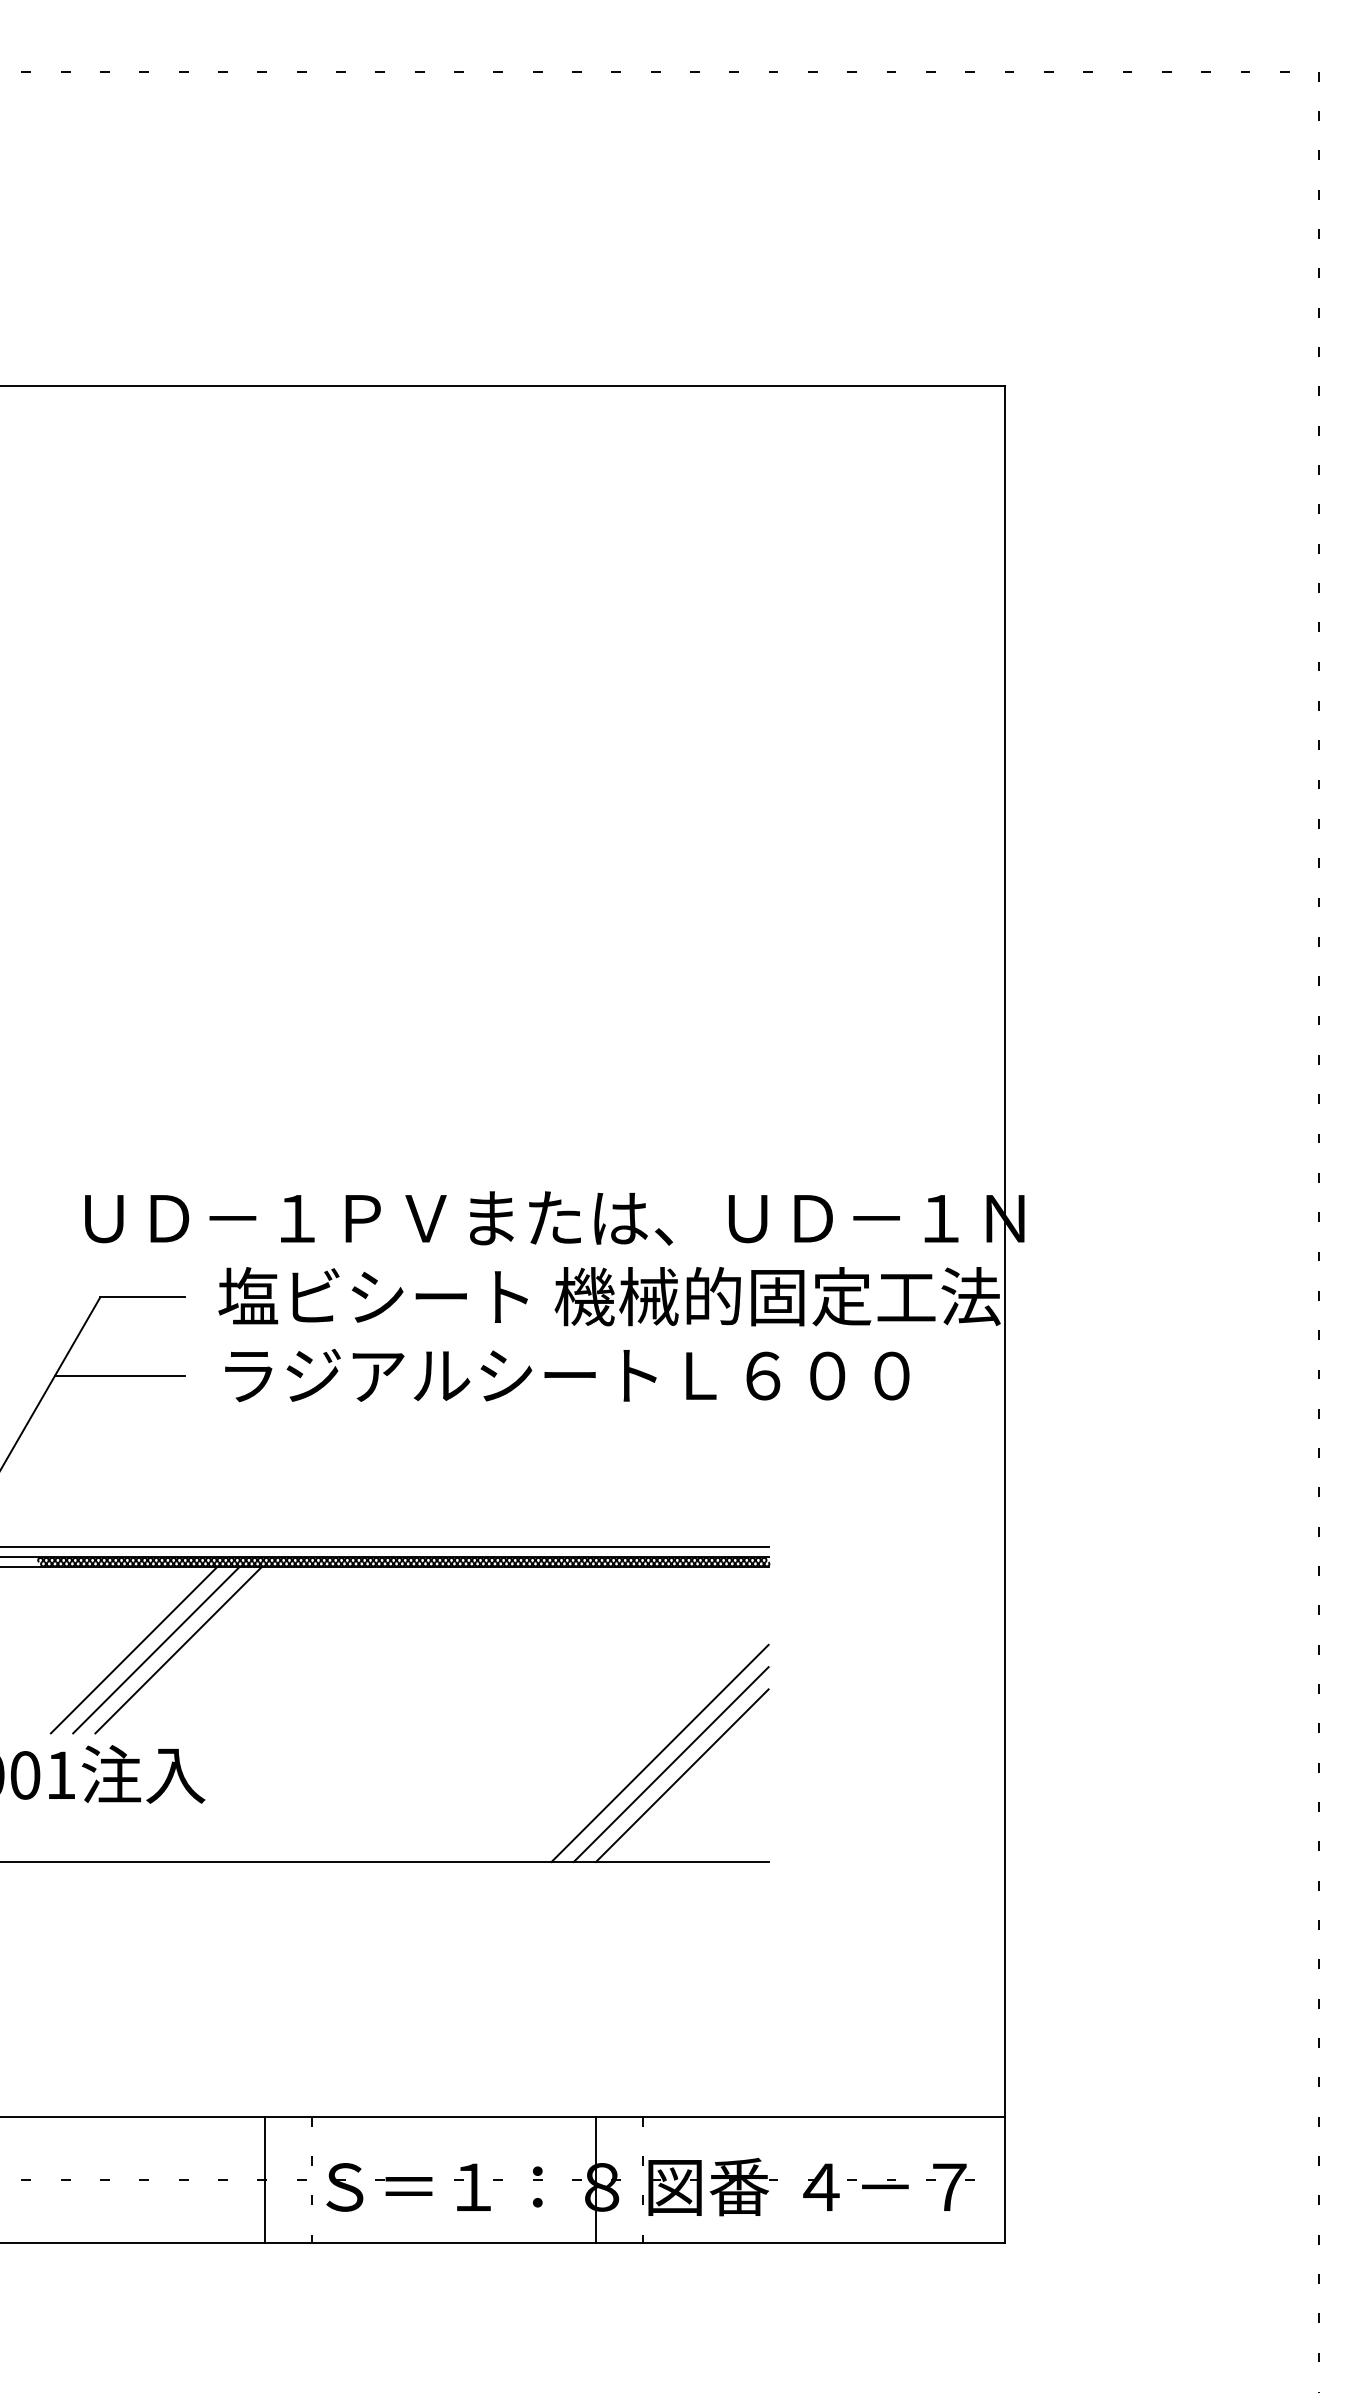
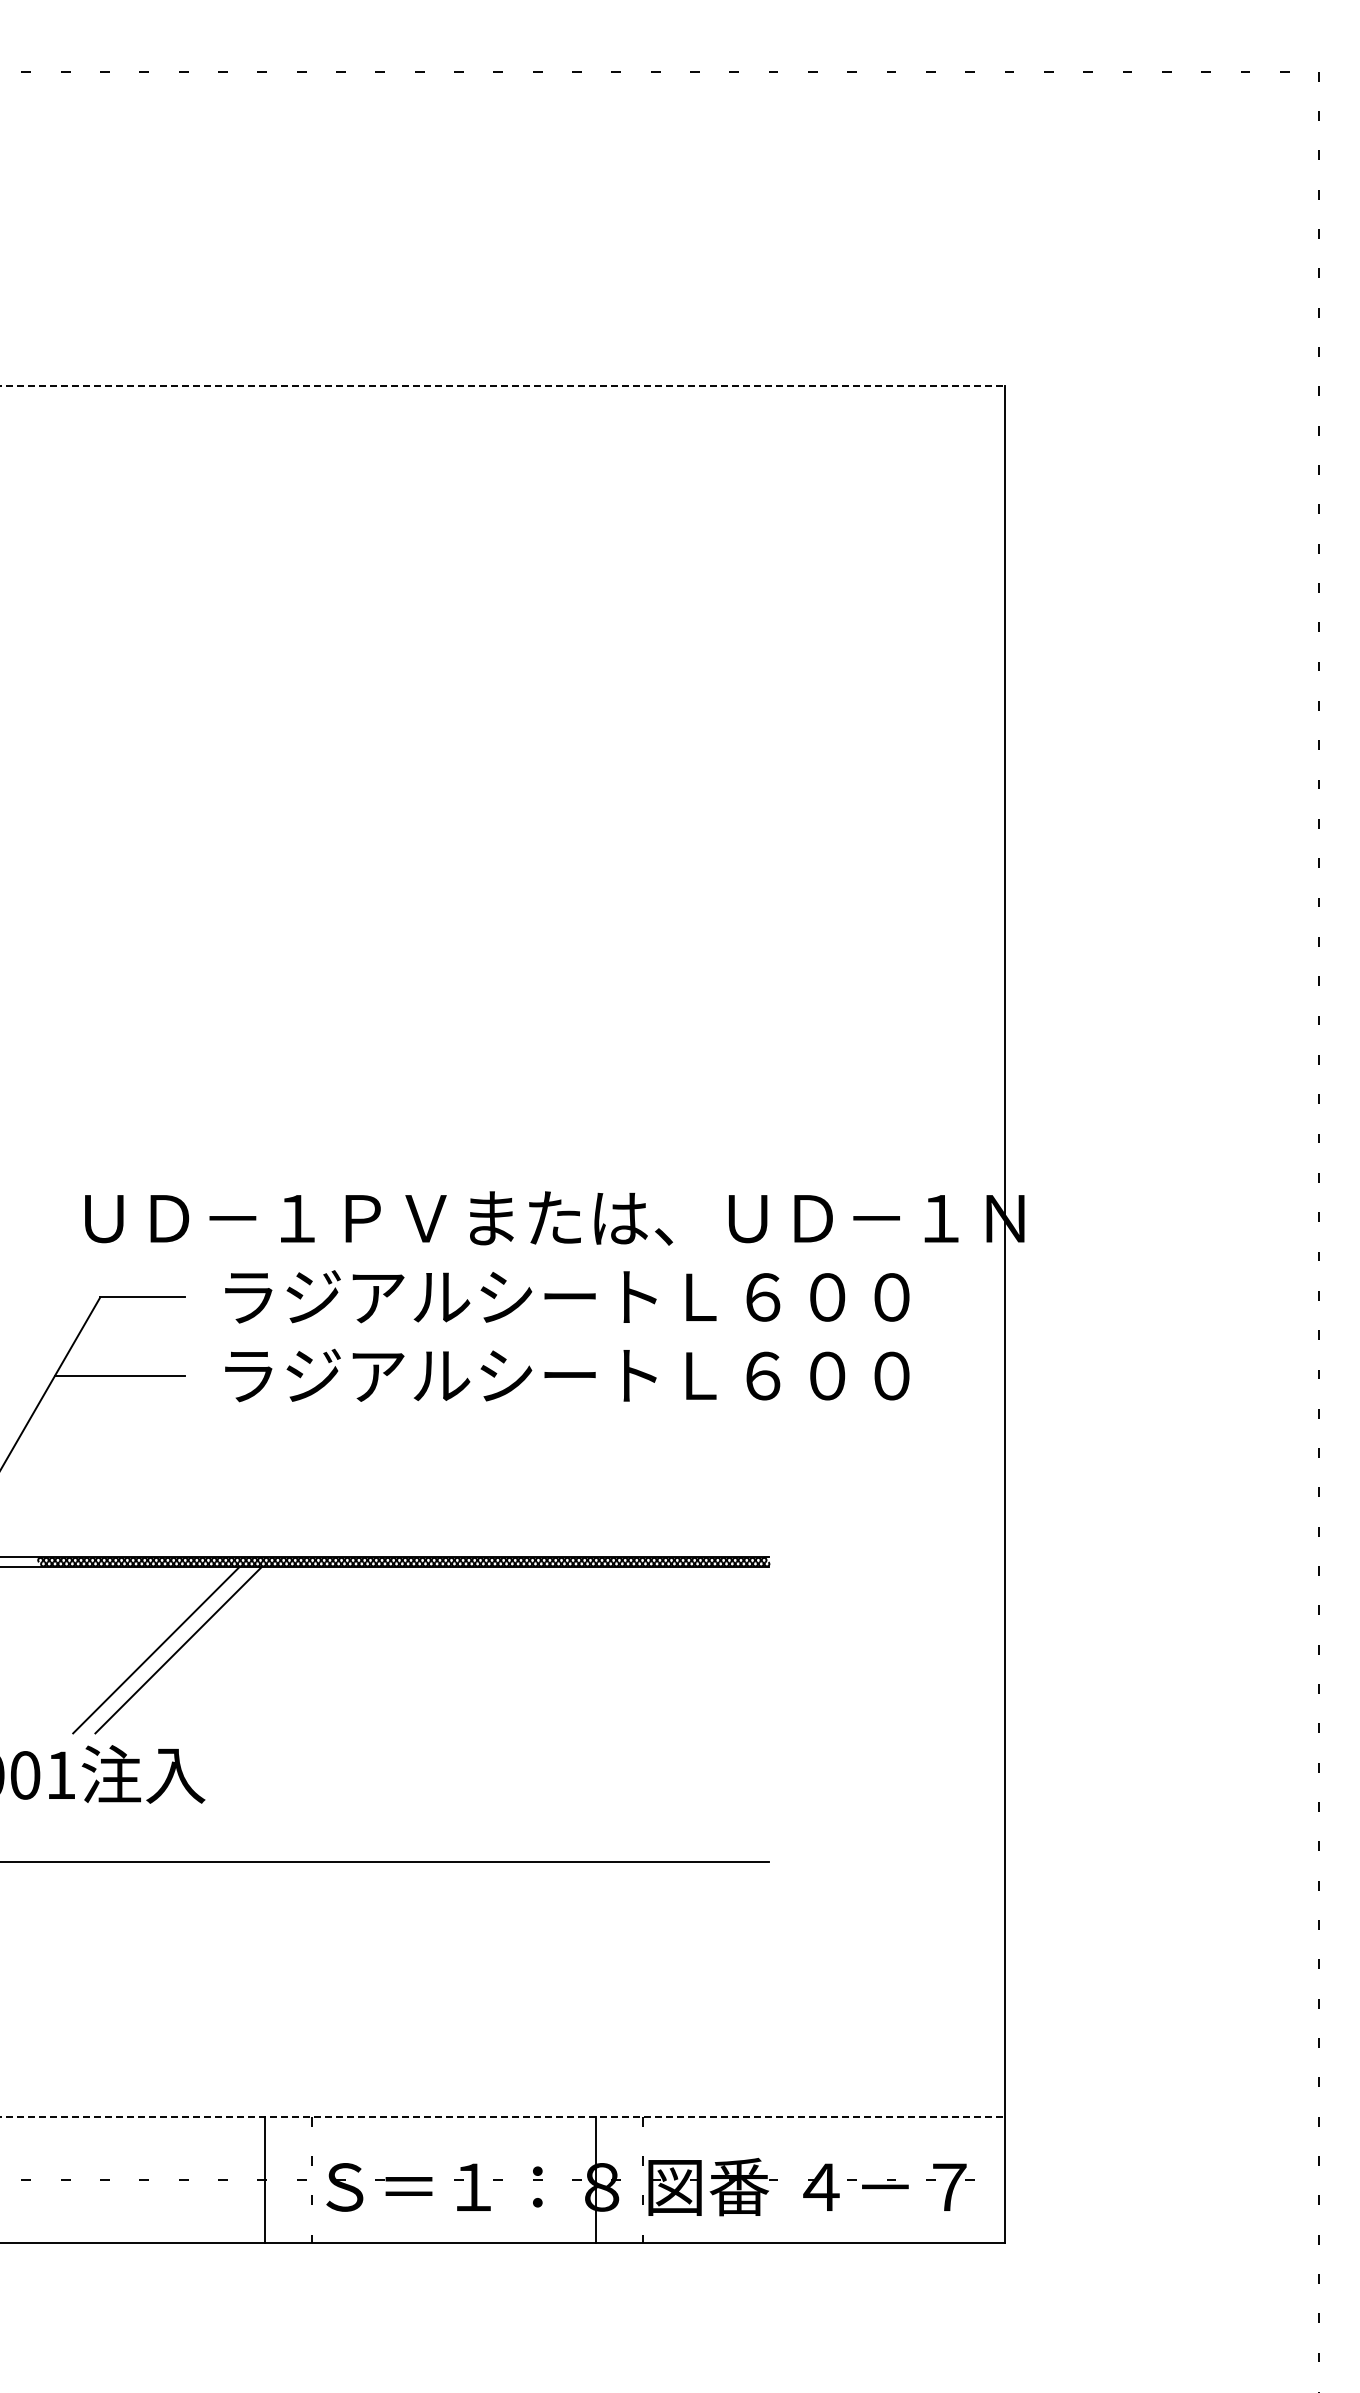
line: solid -> dashed (502, 386)
text: 塩ビシート 機械的固定工法 -> ラジアルシートＬ６００ (609, 1296)
line: present -> none (385, 1547)
line: present -> none (133, 1650)
line: present -> none (659, 1753)
line: present -> none (670, 1764)
line: present -> none (681, 1775)
line: solid -> dashed (502, 2116)
